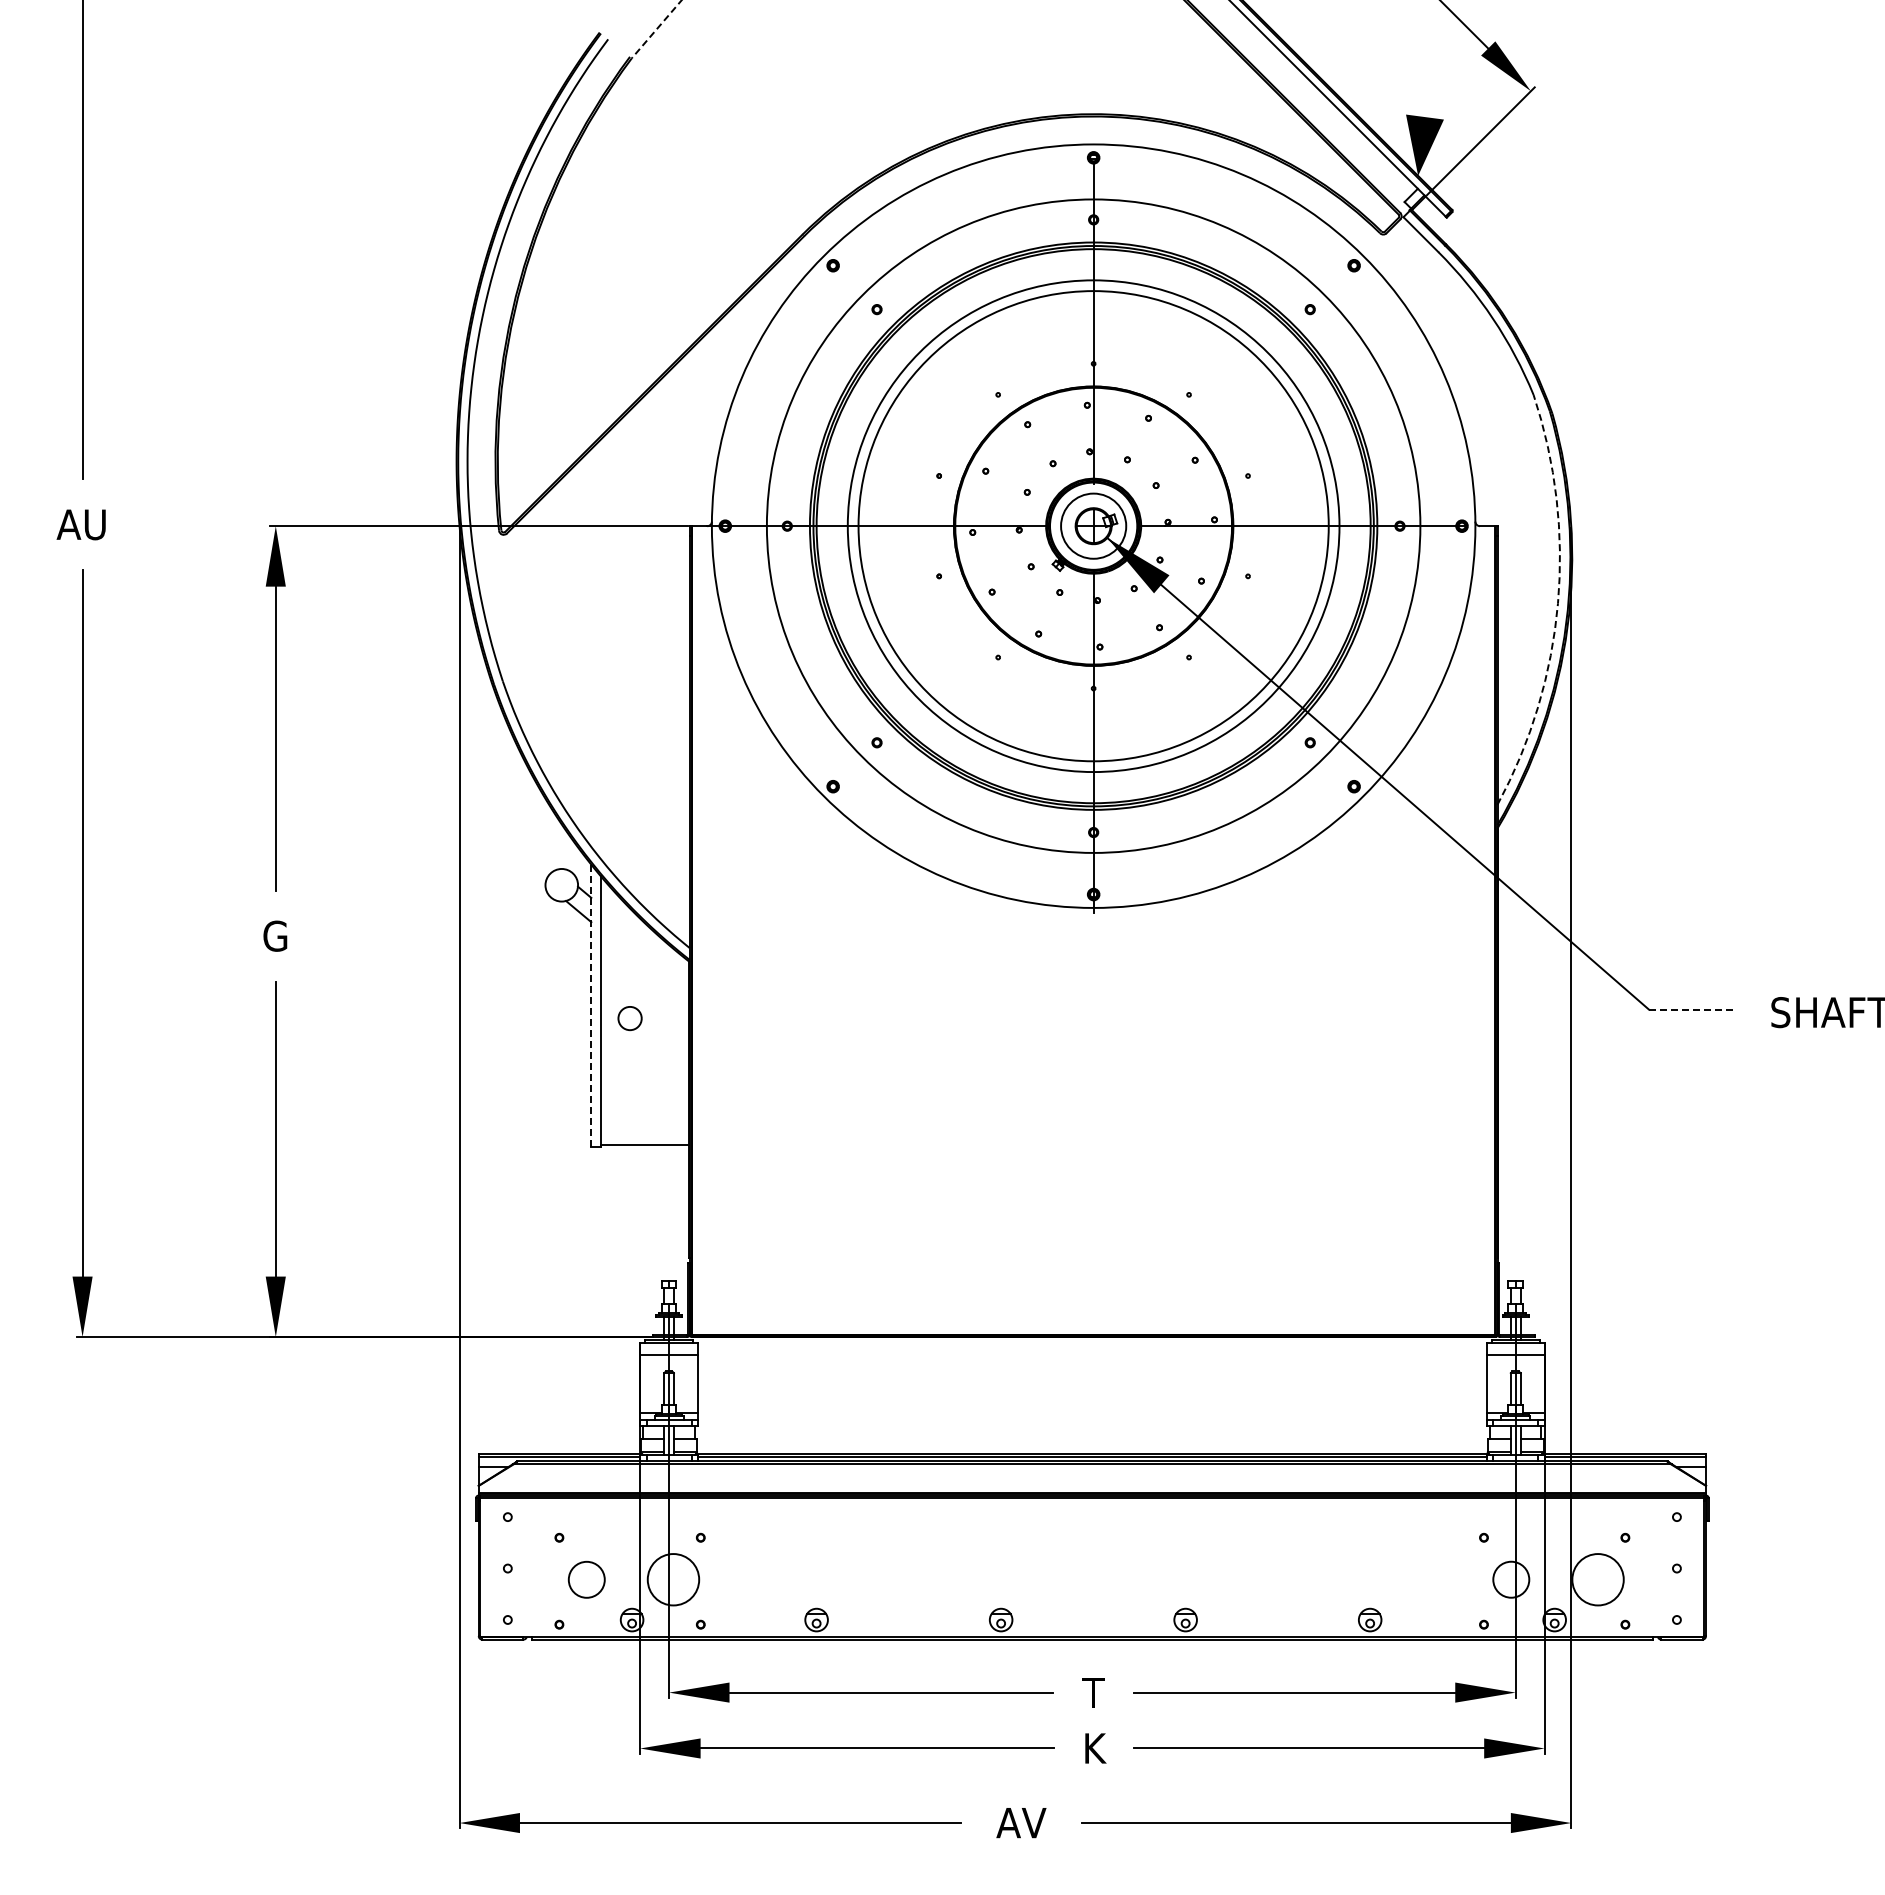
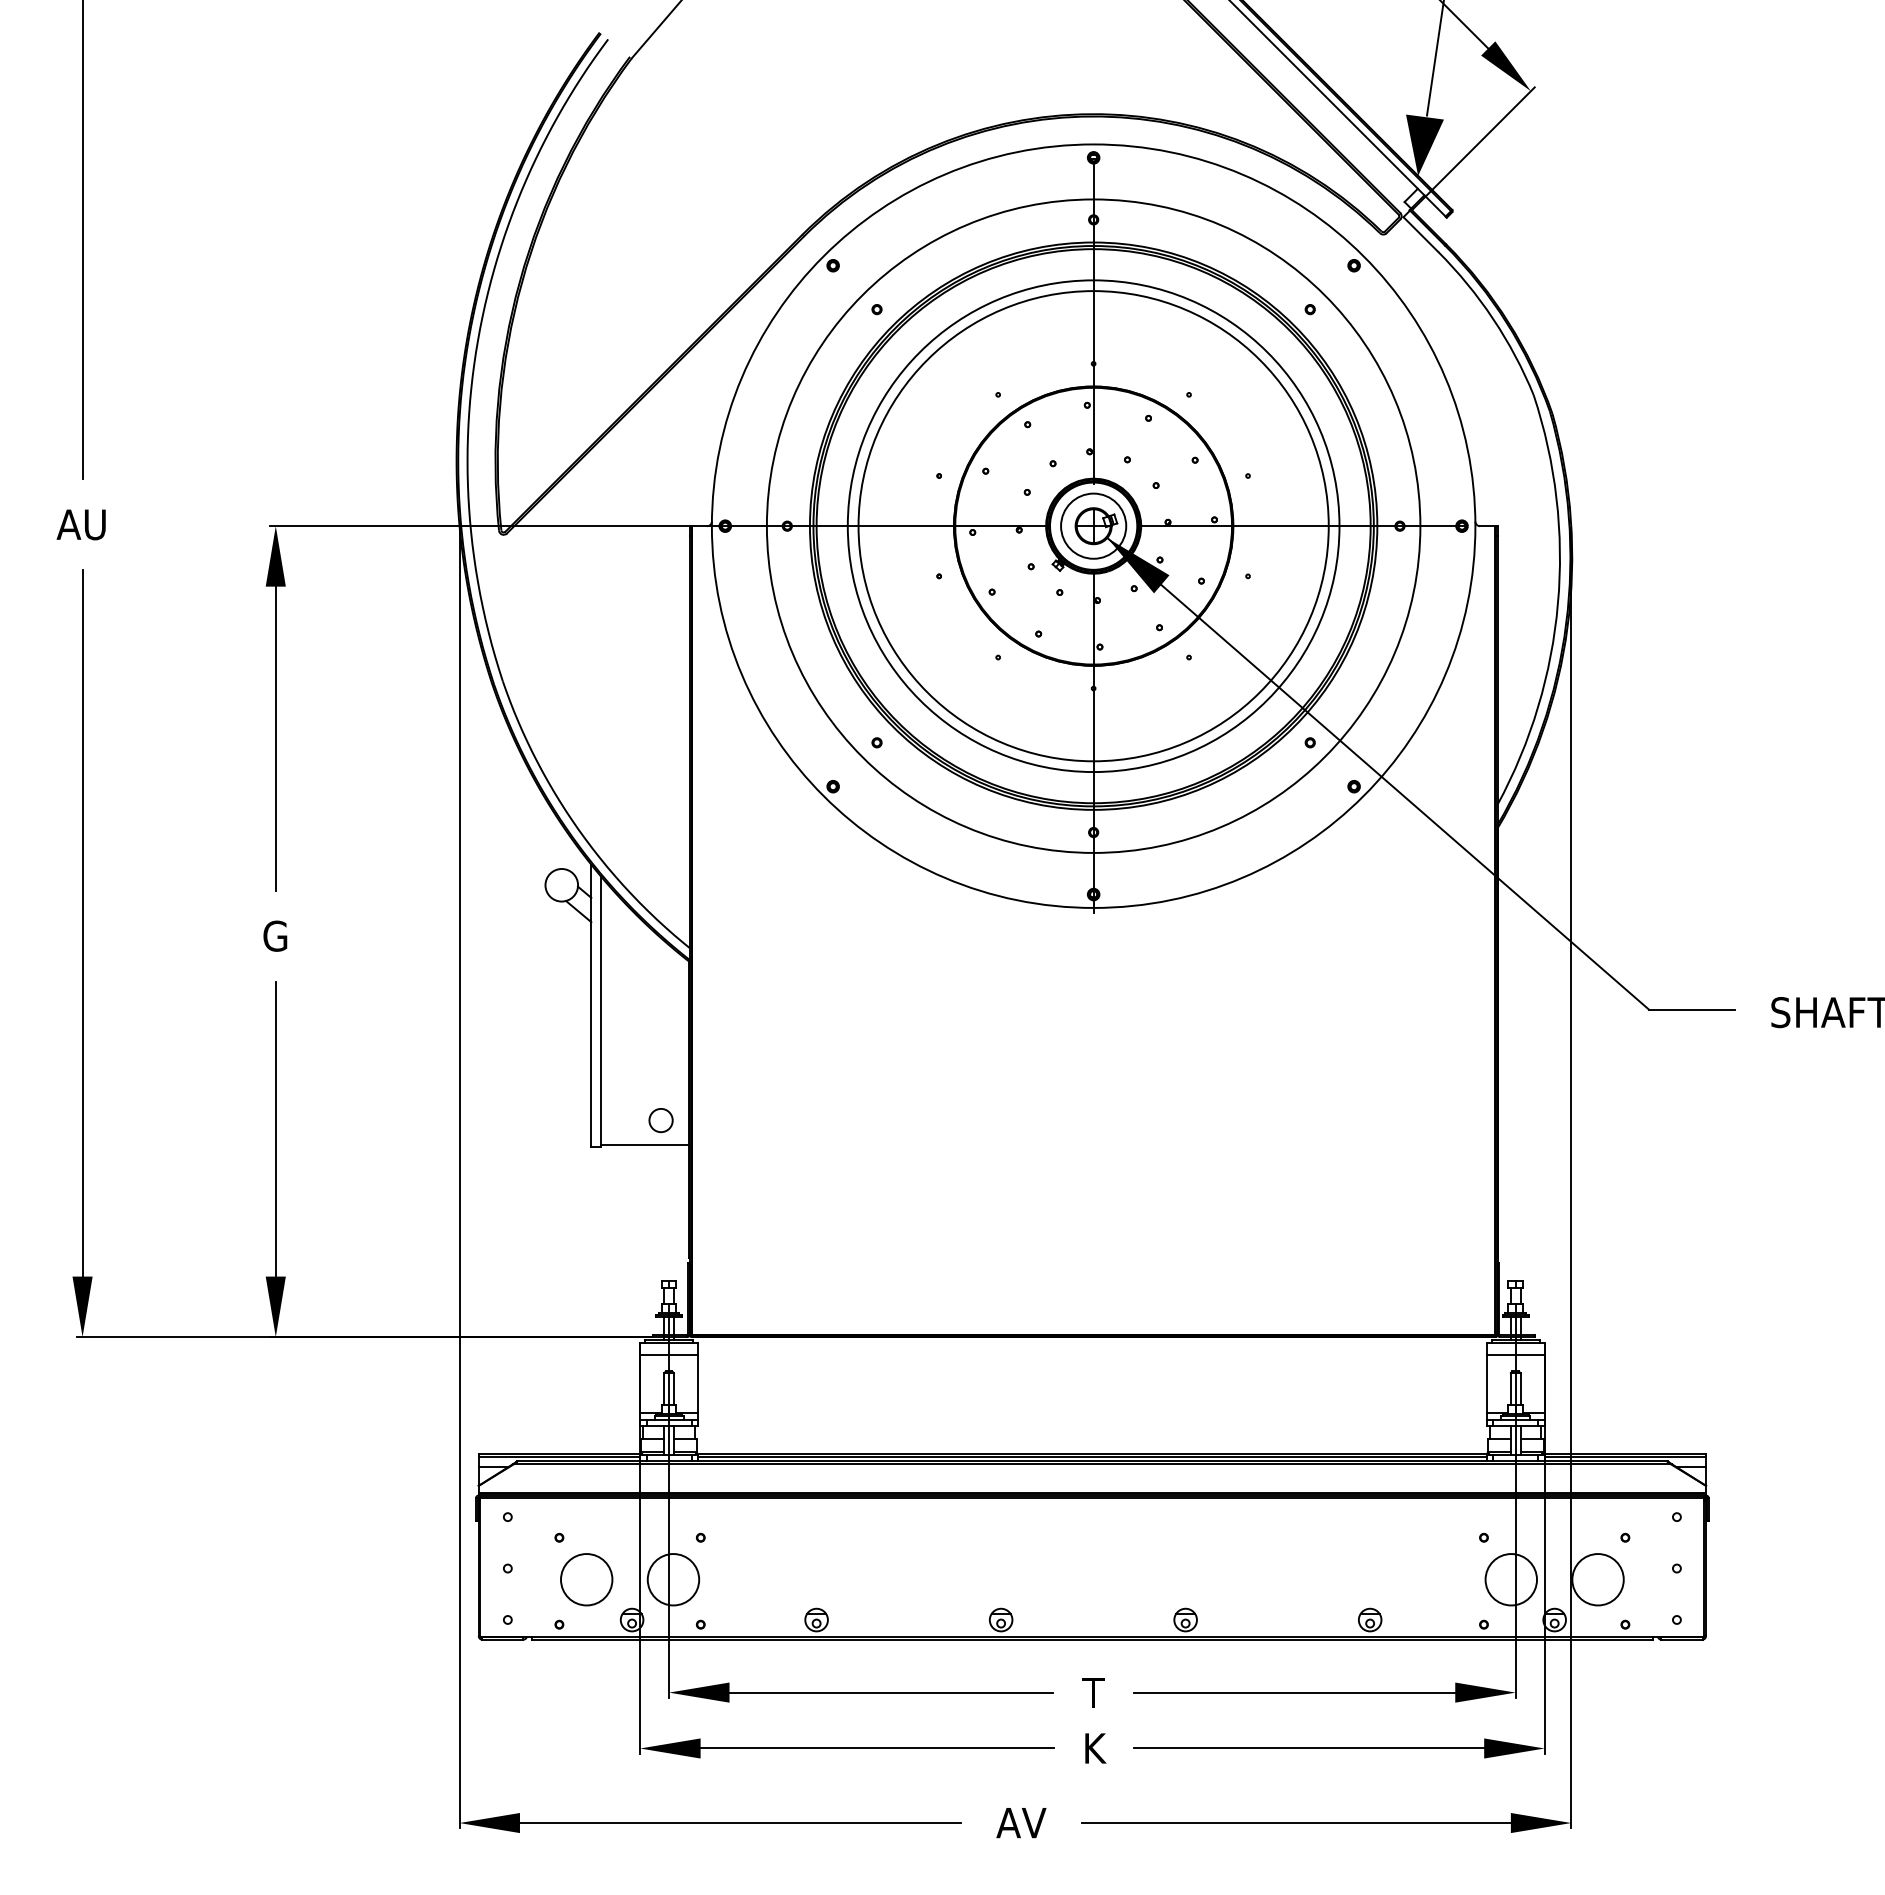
line: dashed -> solid (656, 29)
line: none -> present (1435, 58)
arc: dashed -> solid (1557, 603)
line: dashed -> solid (591, 1005)
line: dashed -> solid (1692, 1009)
circle position: (629, 1018) -> (660, 1120) (660, 1120)
circle size: 39x39 px -> 54x54 px (586, 1579)
circle diameter: 36 px -> 51 px (1511, 1579)
